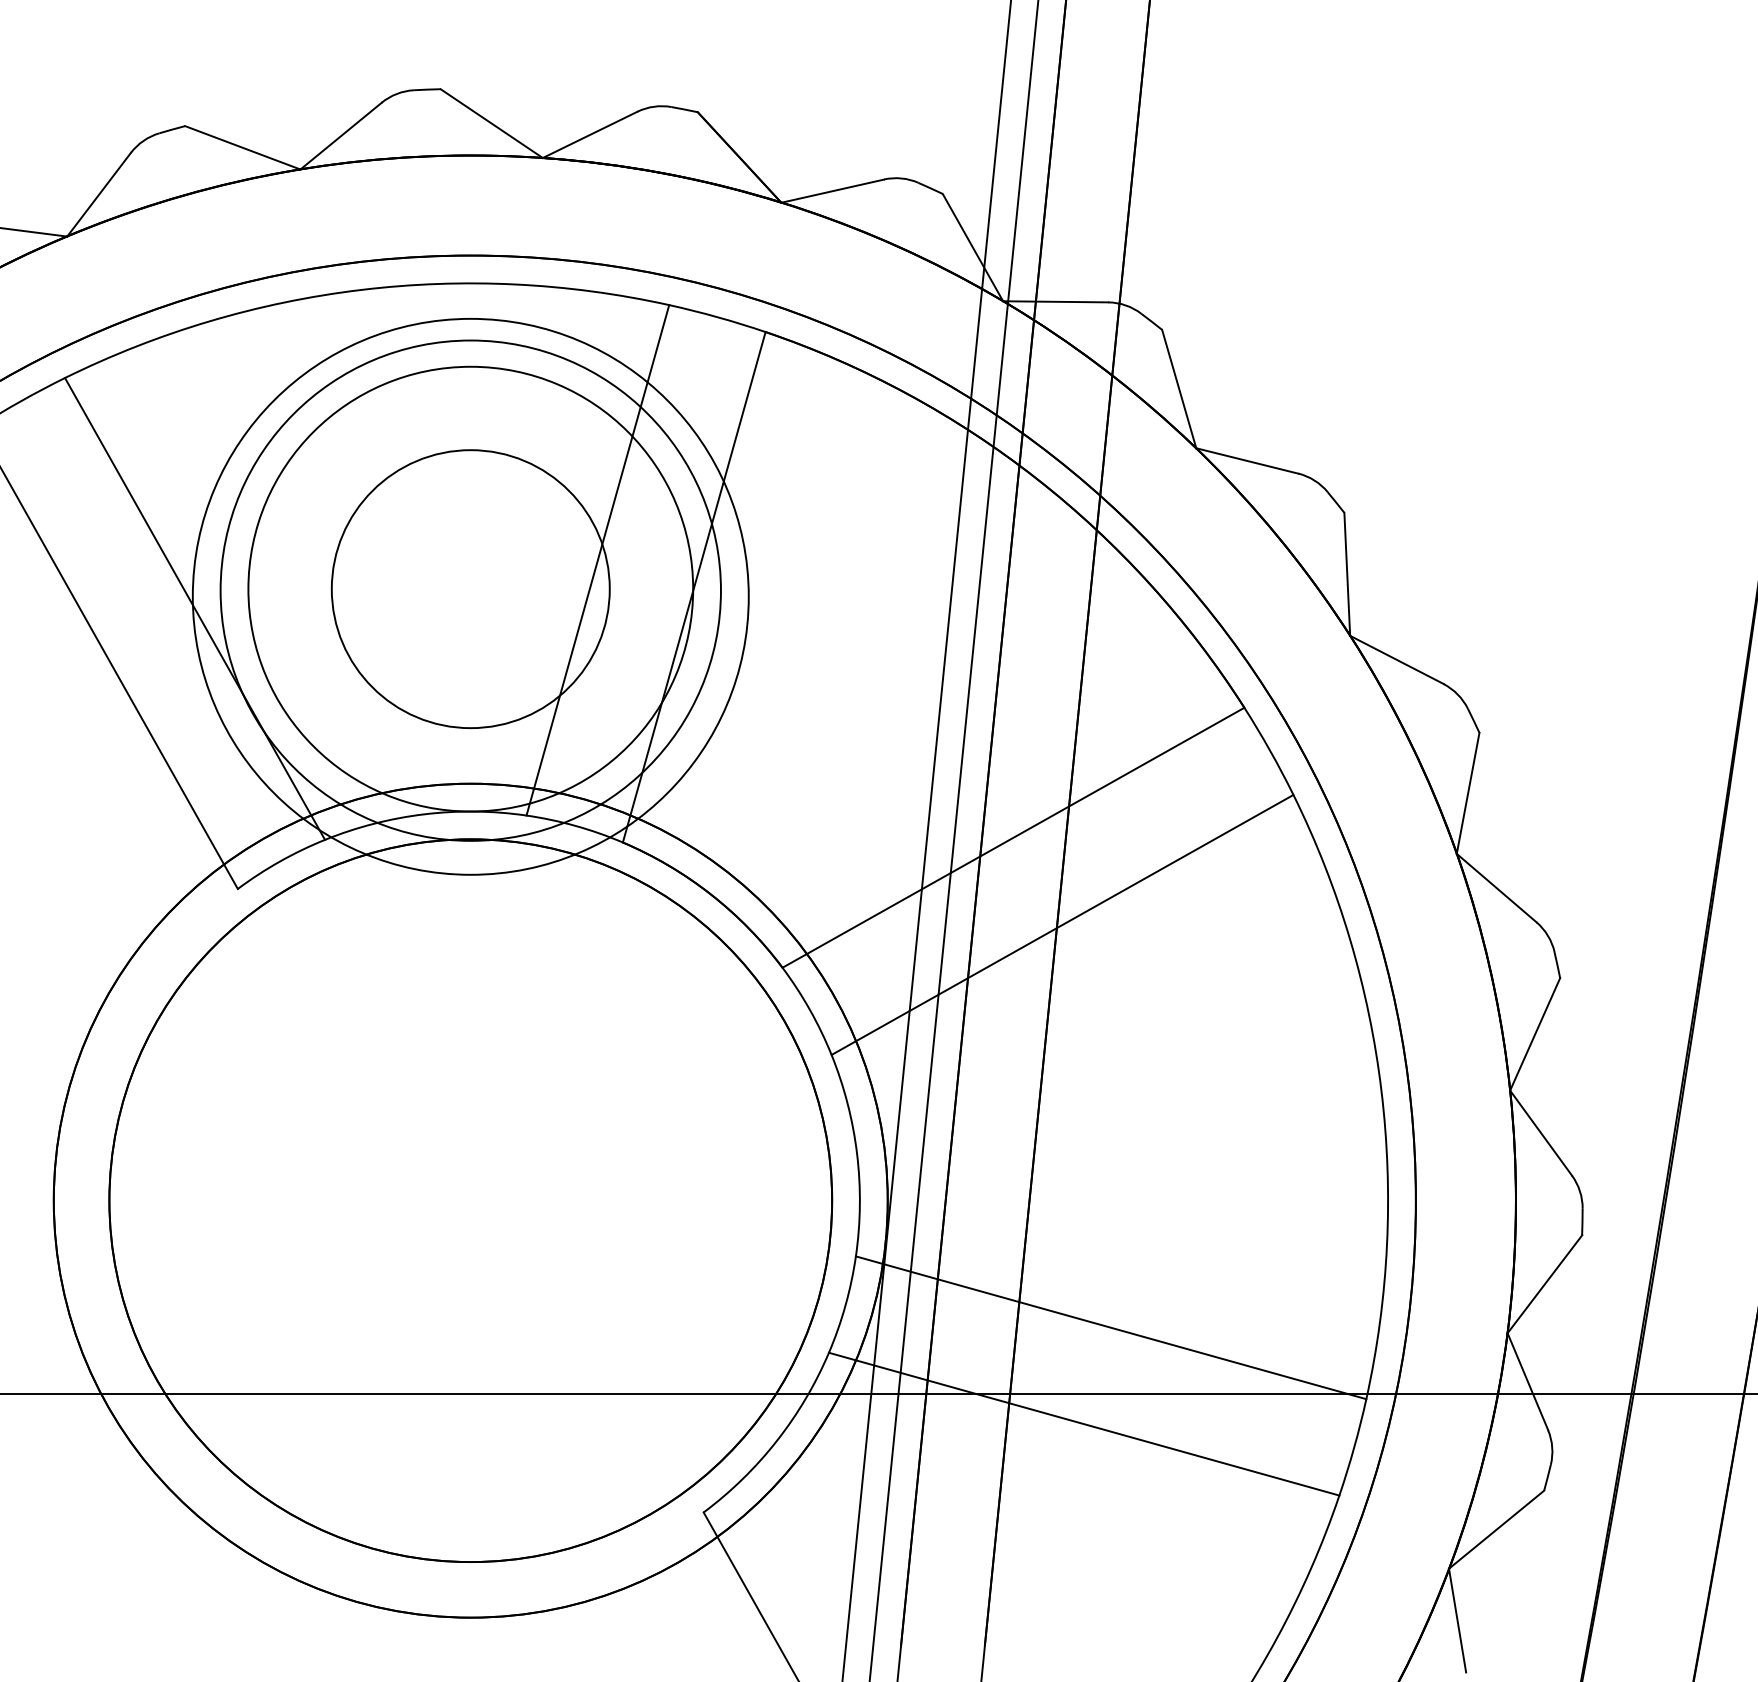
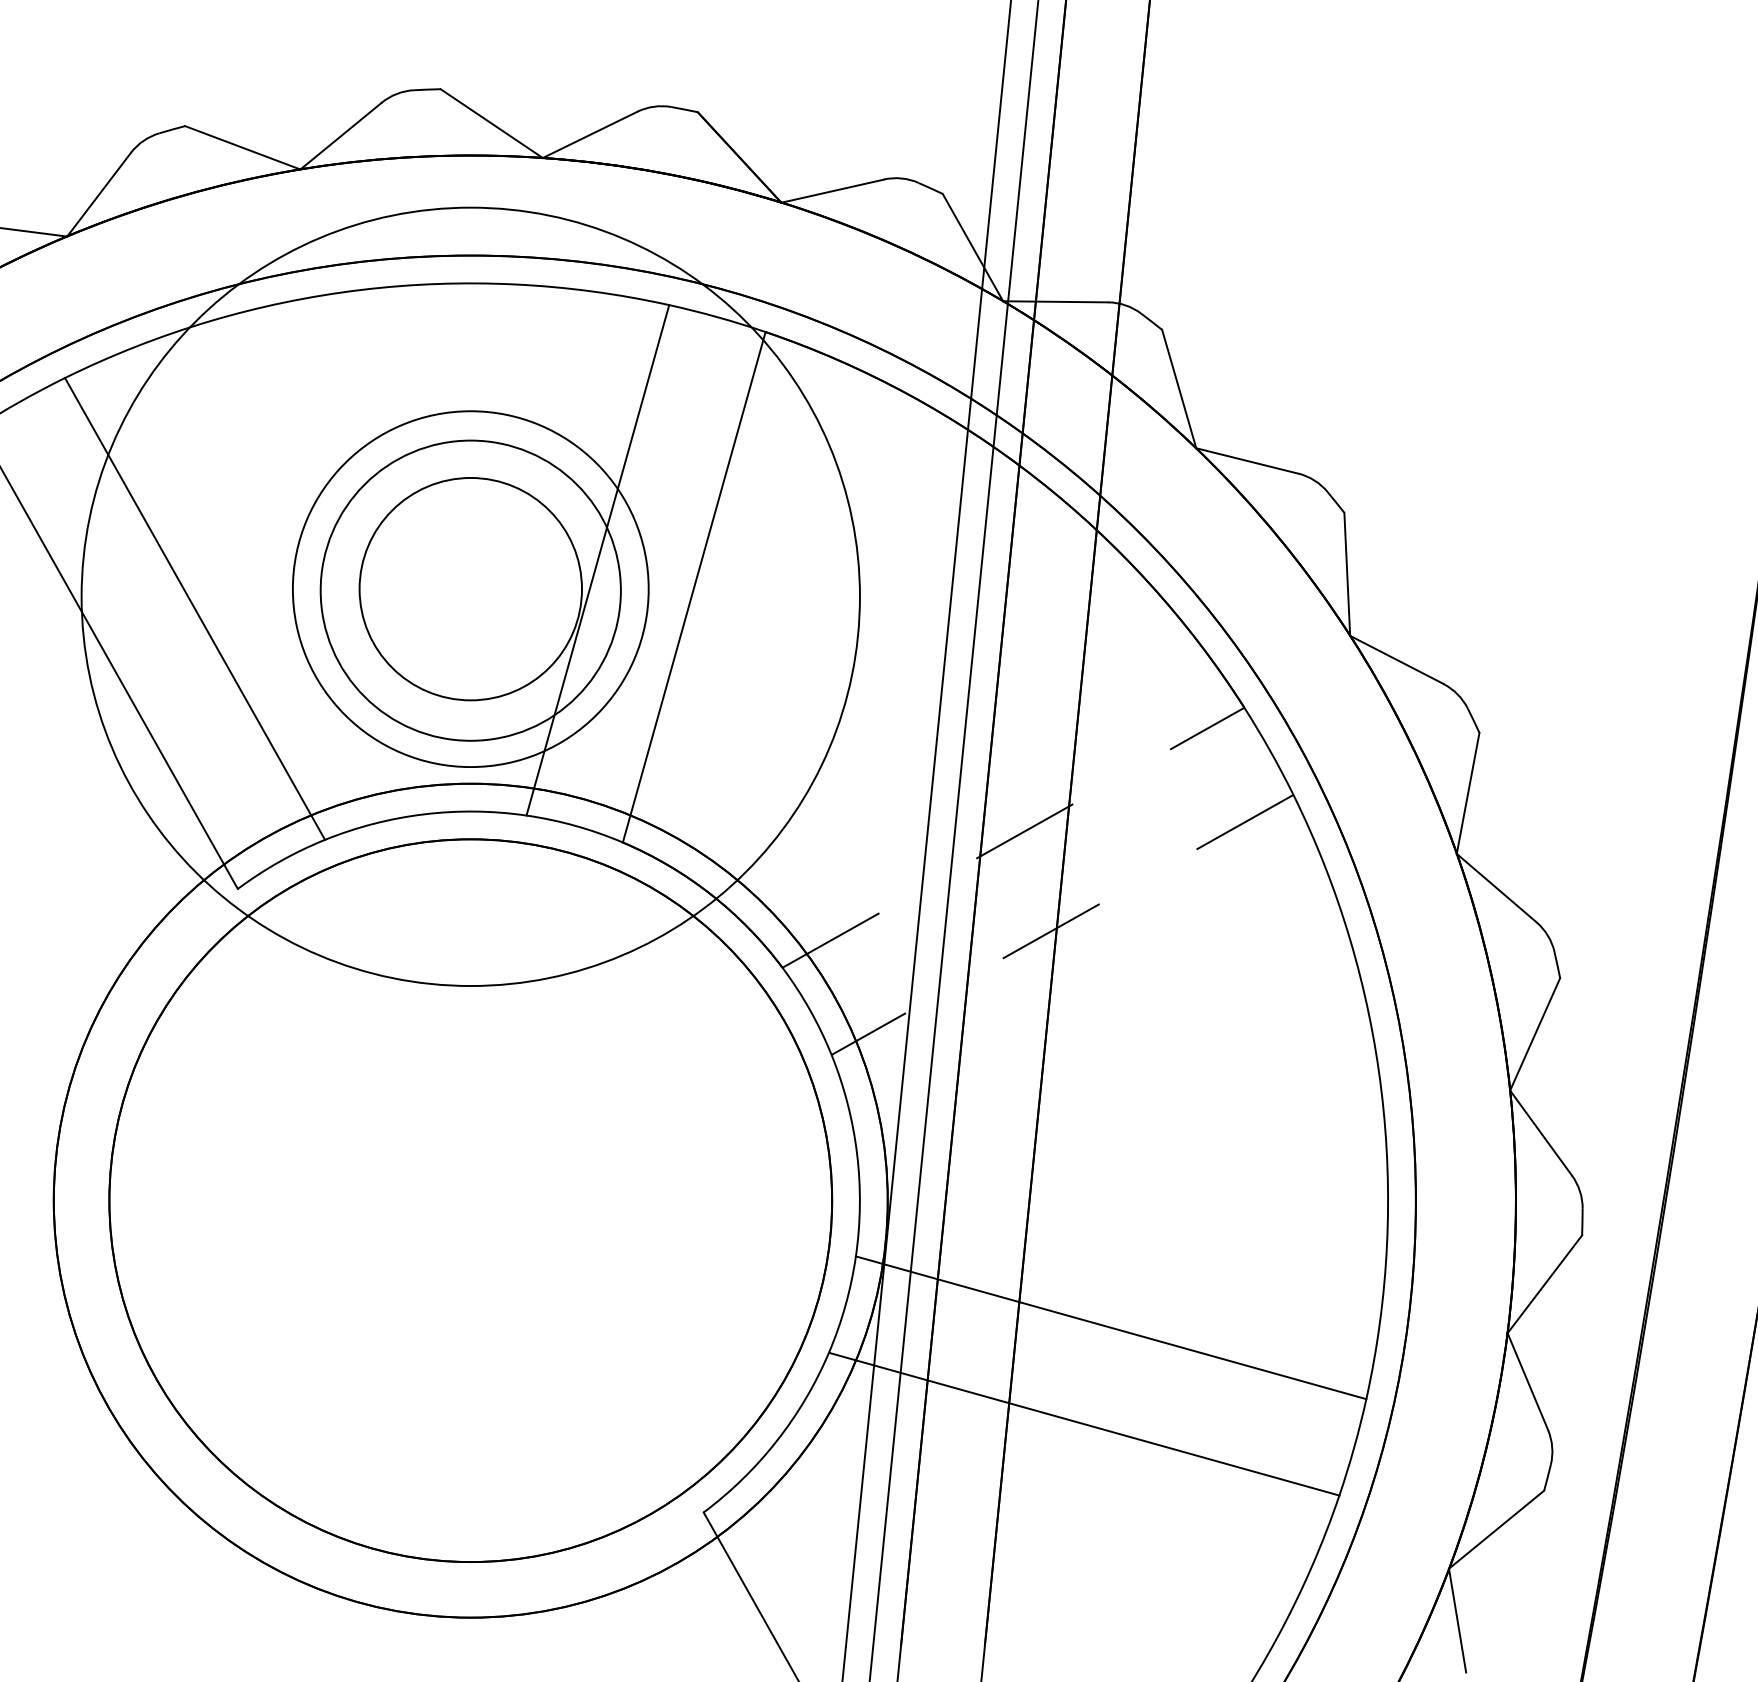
circle diameter: 445 px -> 356 px (470, 589)
circle diameter: 278 px -> 222 px (470, 588)
circle diameter: 500 px -> 300 px (470, 590)
circle diameter: 556 px -> 778 px (470, 596)
line: solid -> dashed (1013, 837)
line: solid -> dashed (1062, 924)
line: present -> none (878, 1394)
